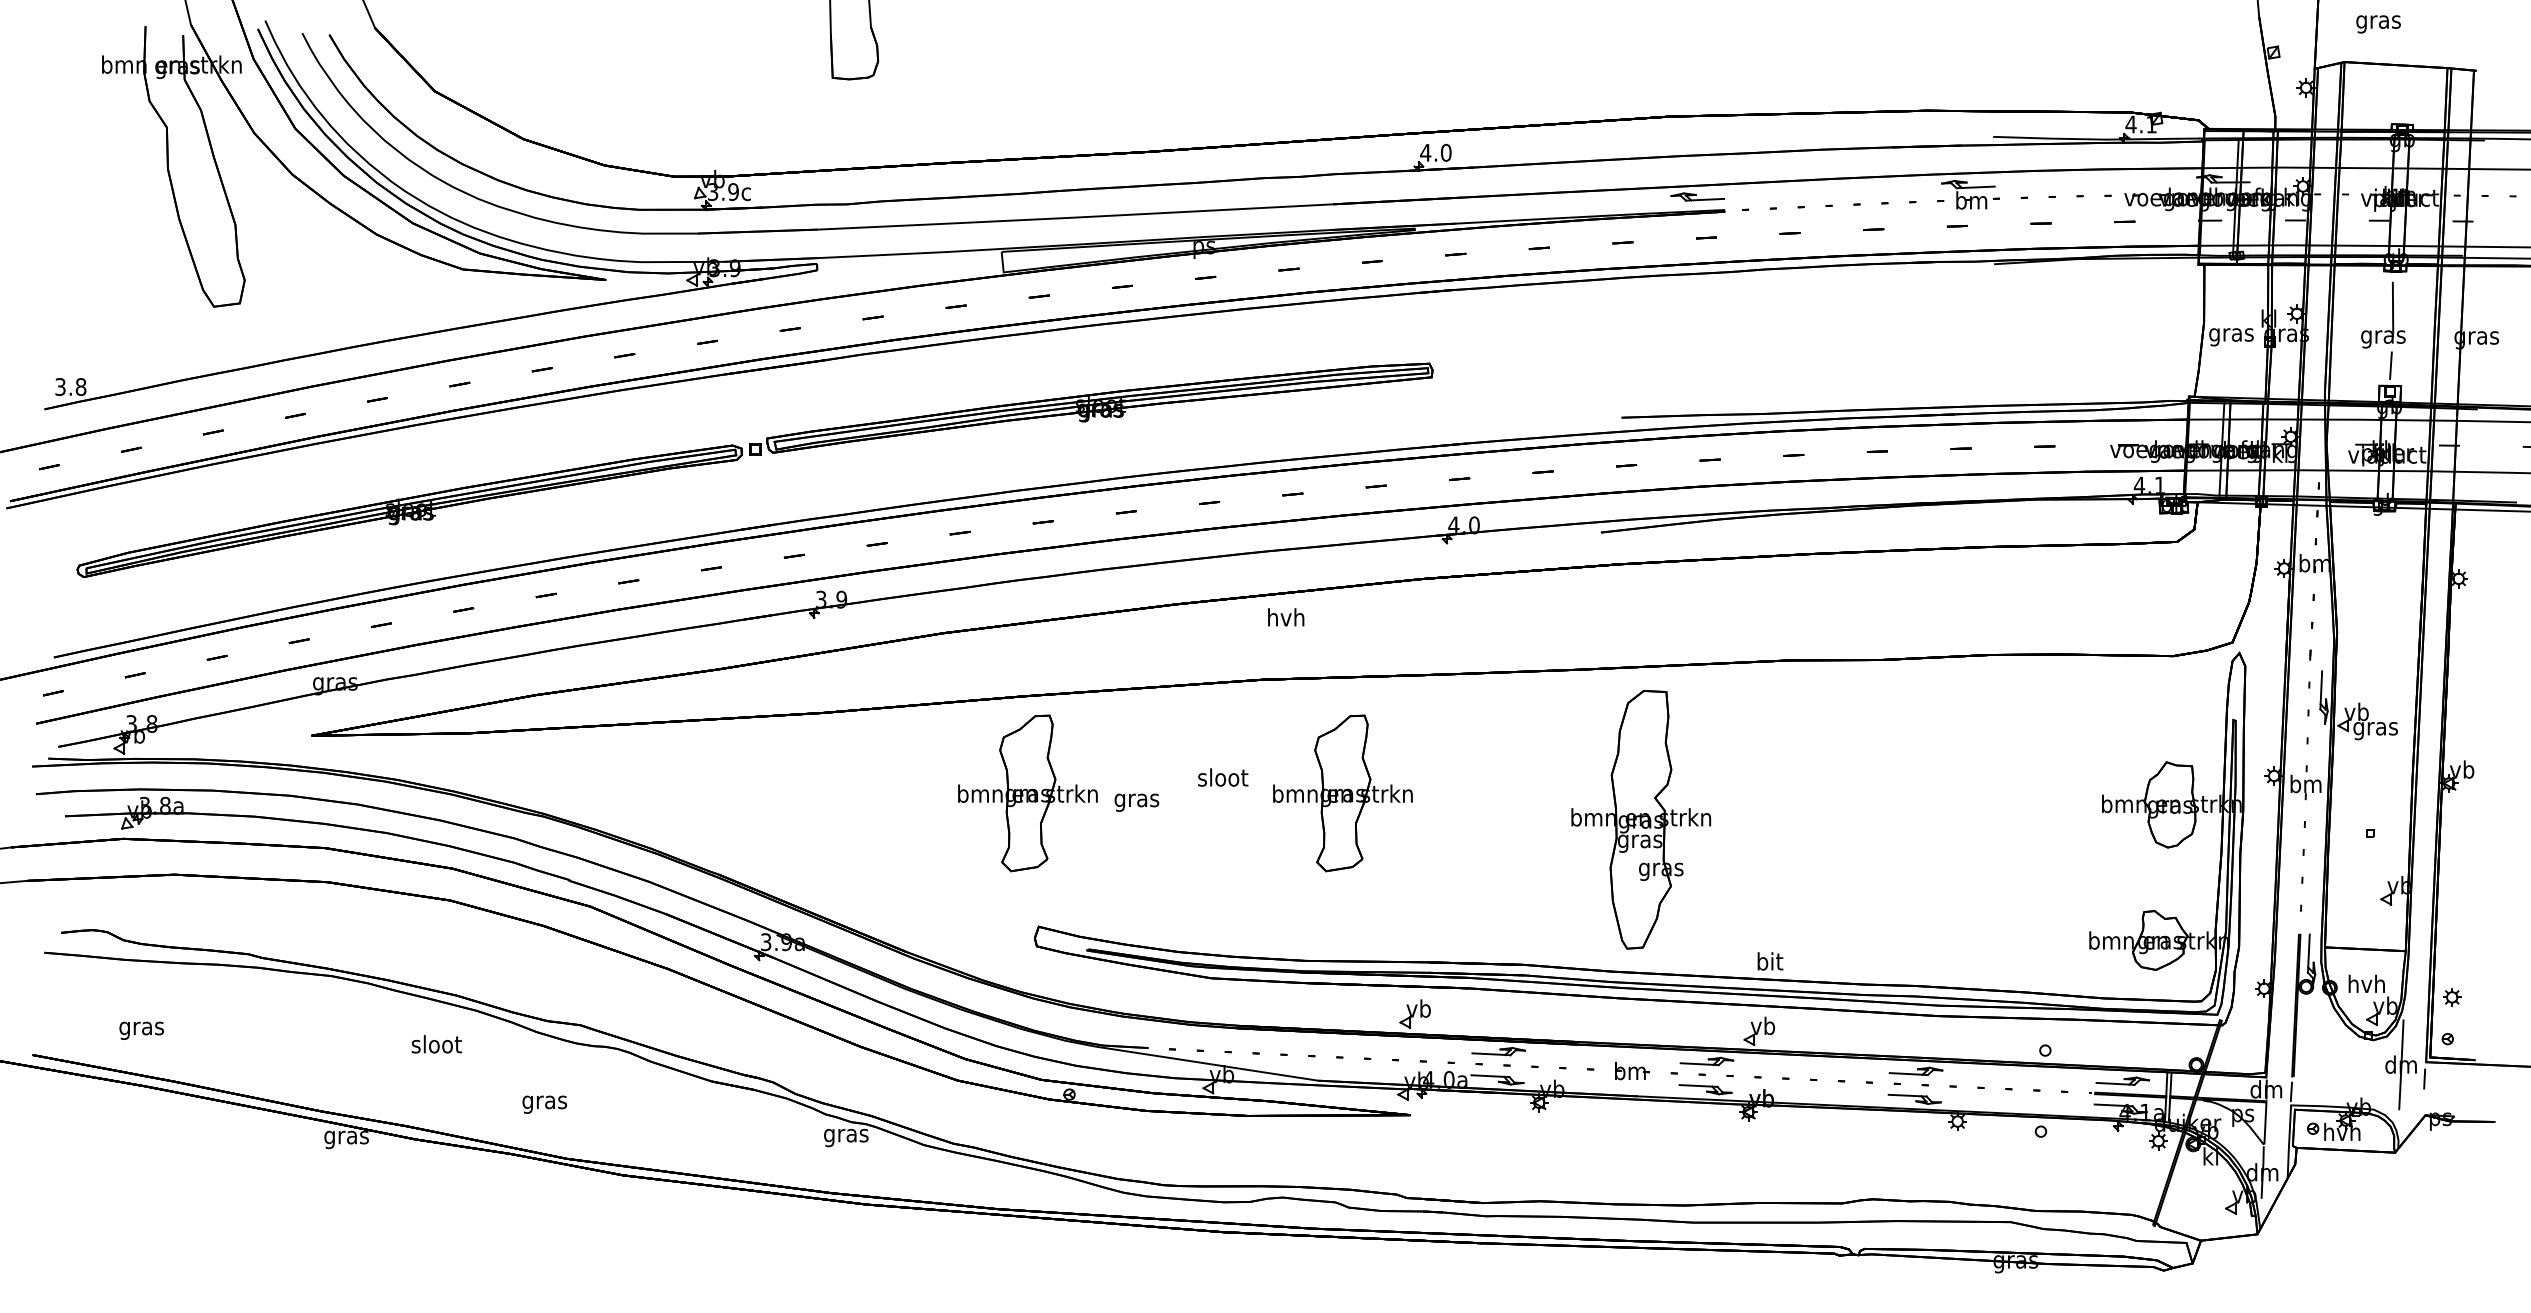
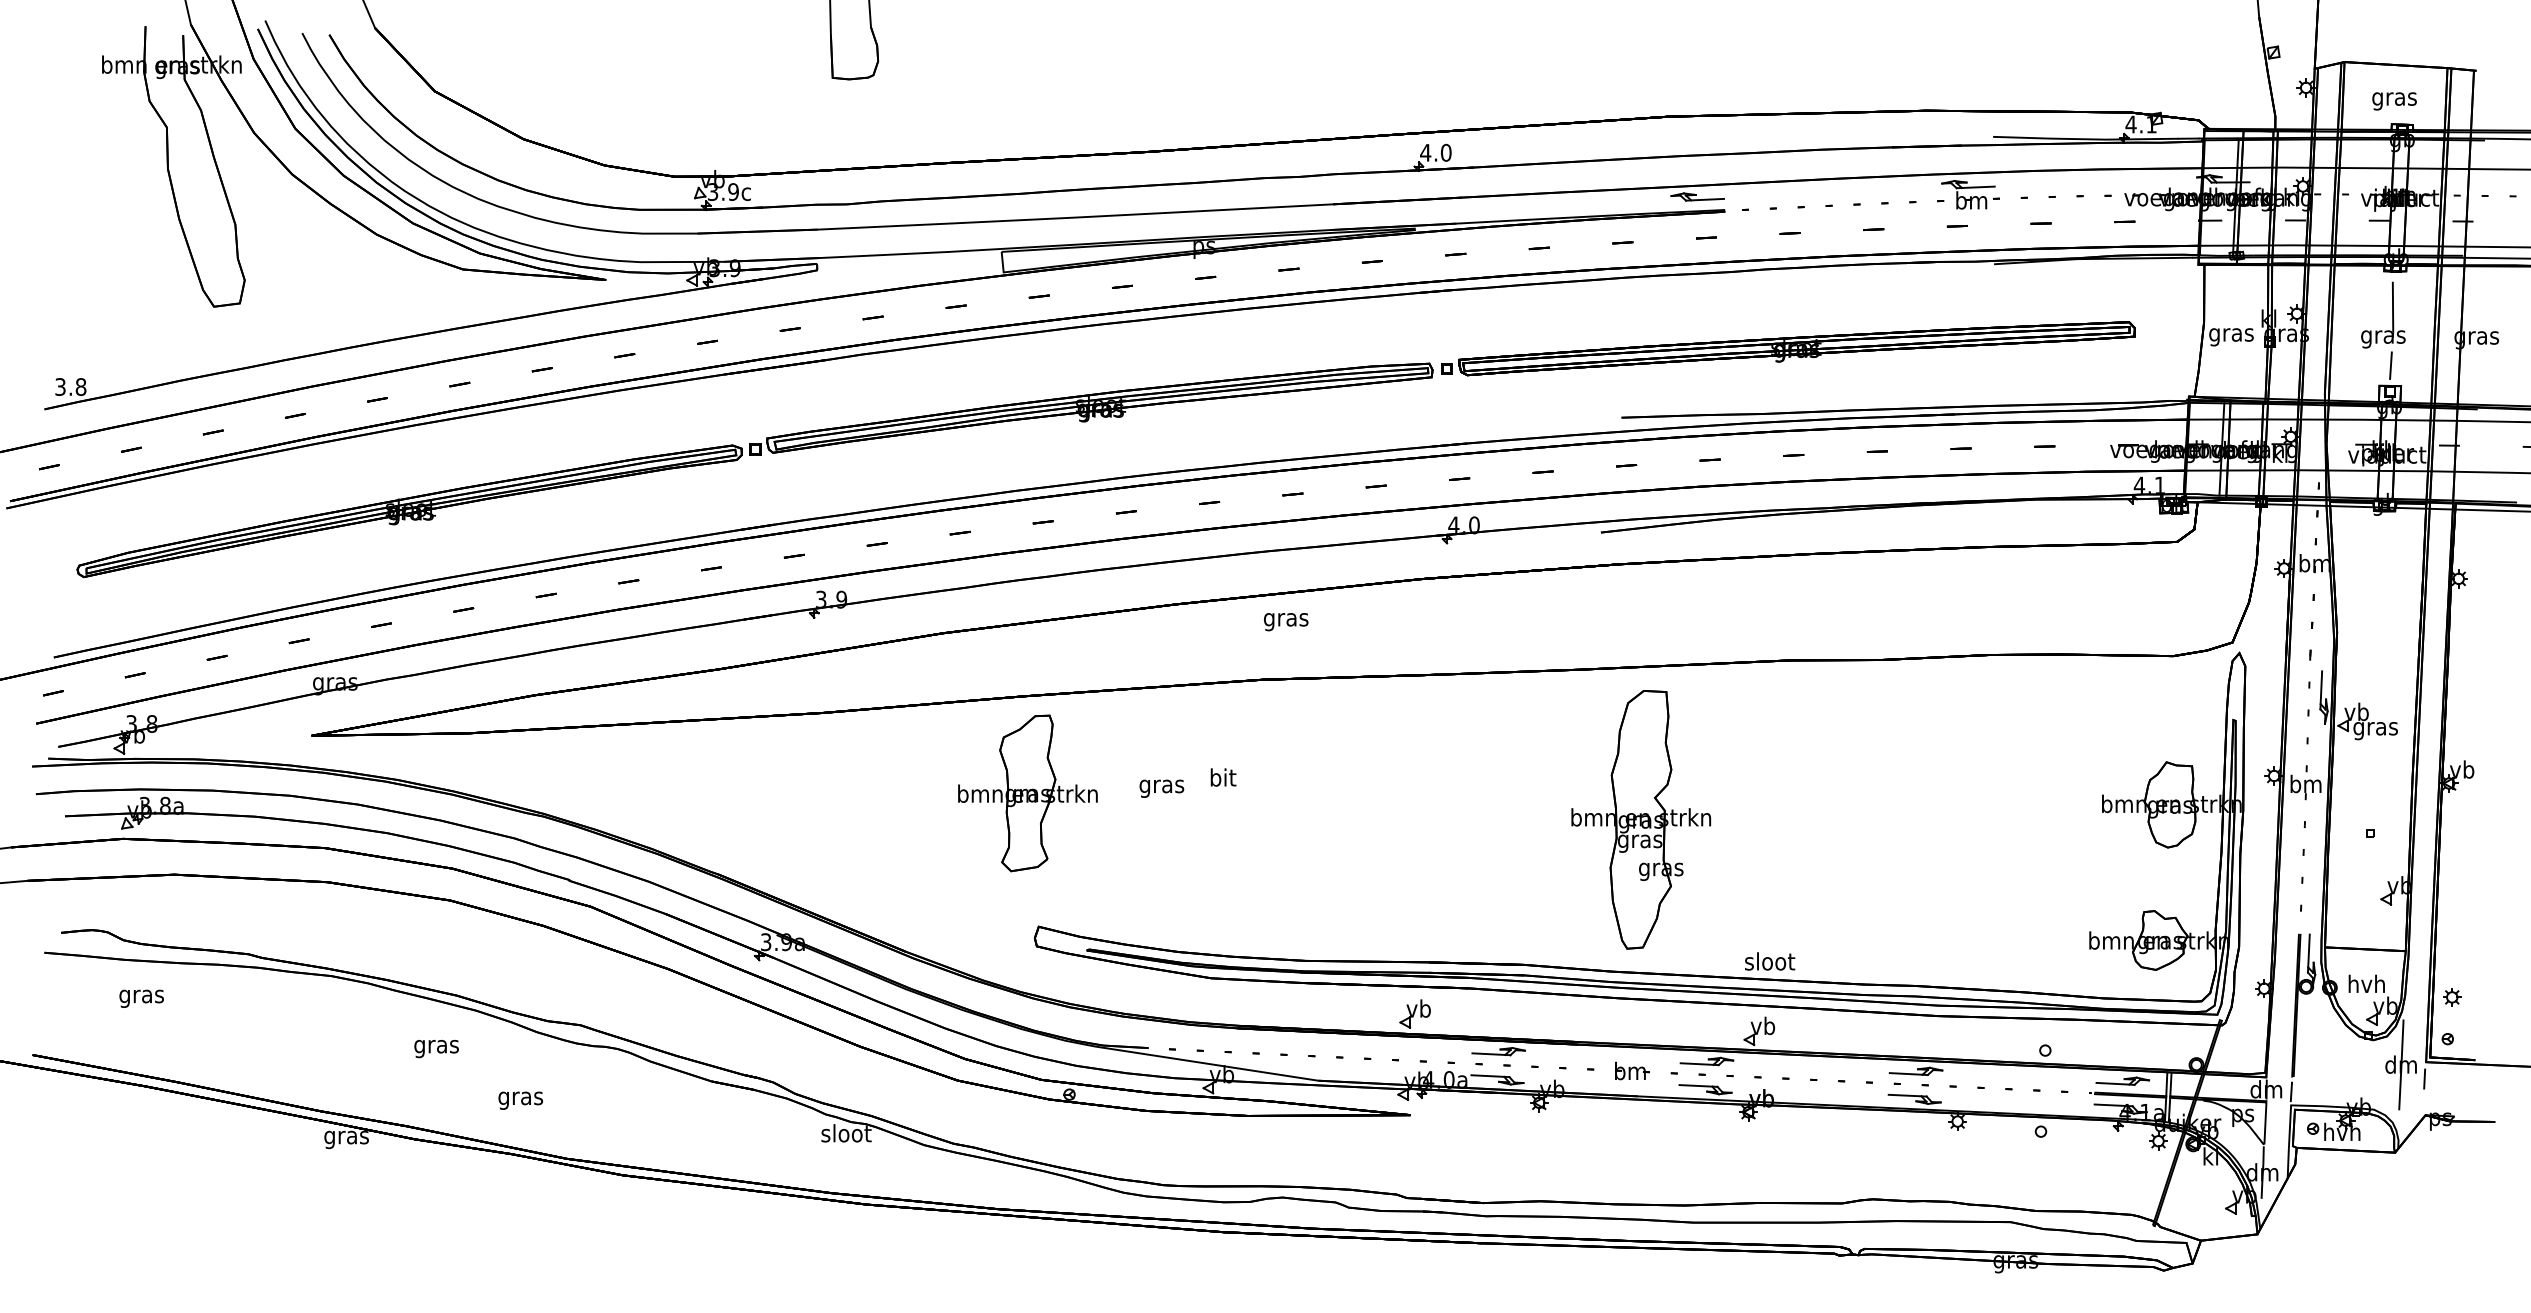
text position: (2378, 24) -> (2394, 101) (2394, 101)
part: none -> present (1788, 348)
text: hvh -> gras (1286, 619)
text: sloot -> bit (1223, 777)
part: present -> none (1342, 793)
text position: (1136, 802) -> (1161, 788) (1161, 788)
text: bit -> sloot (1770, 961)
text position: (141, 1030) -> (141, 998) (141, 998)
text: sloot -> gras (436, 1046)
text position: (544, 1104) -> (520, 1100) (520, 1100)
text: gras -> sloot (846, 1135)
